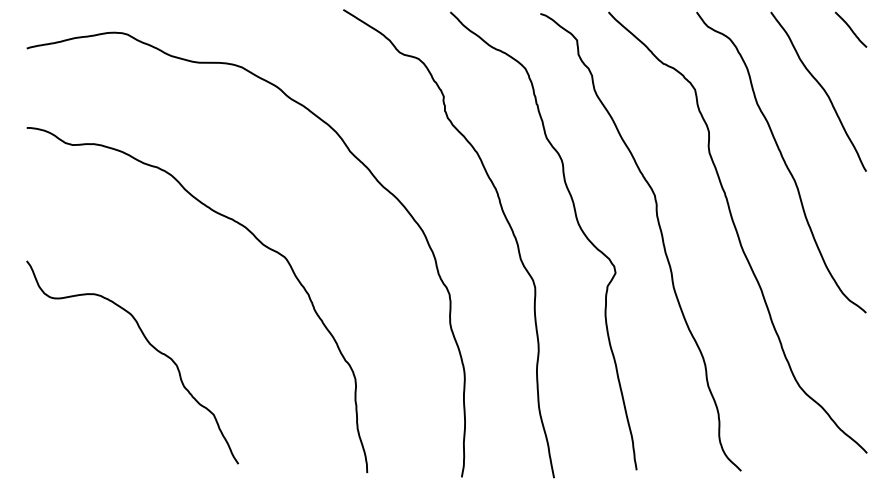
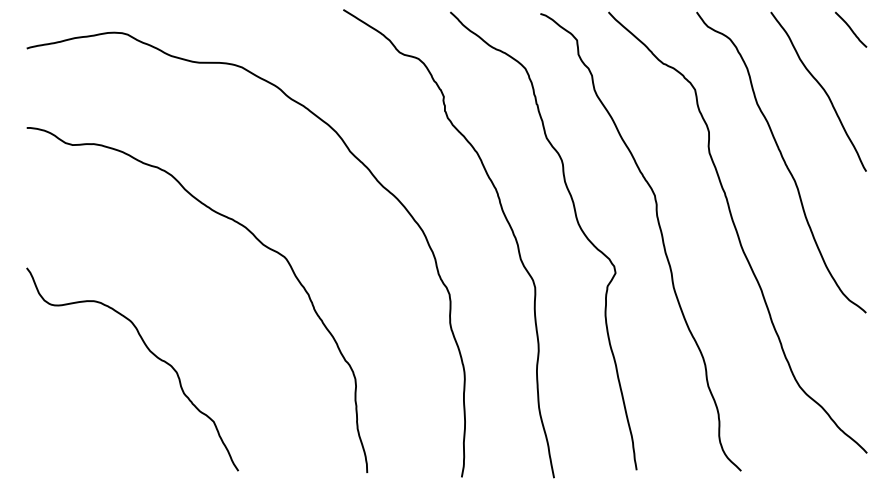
curve position: (149, 344) -> (149, 351) (149, 351)
